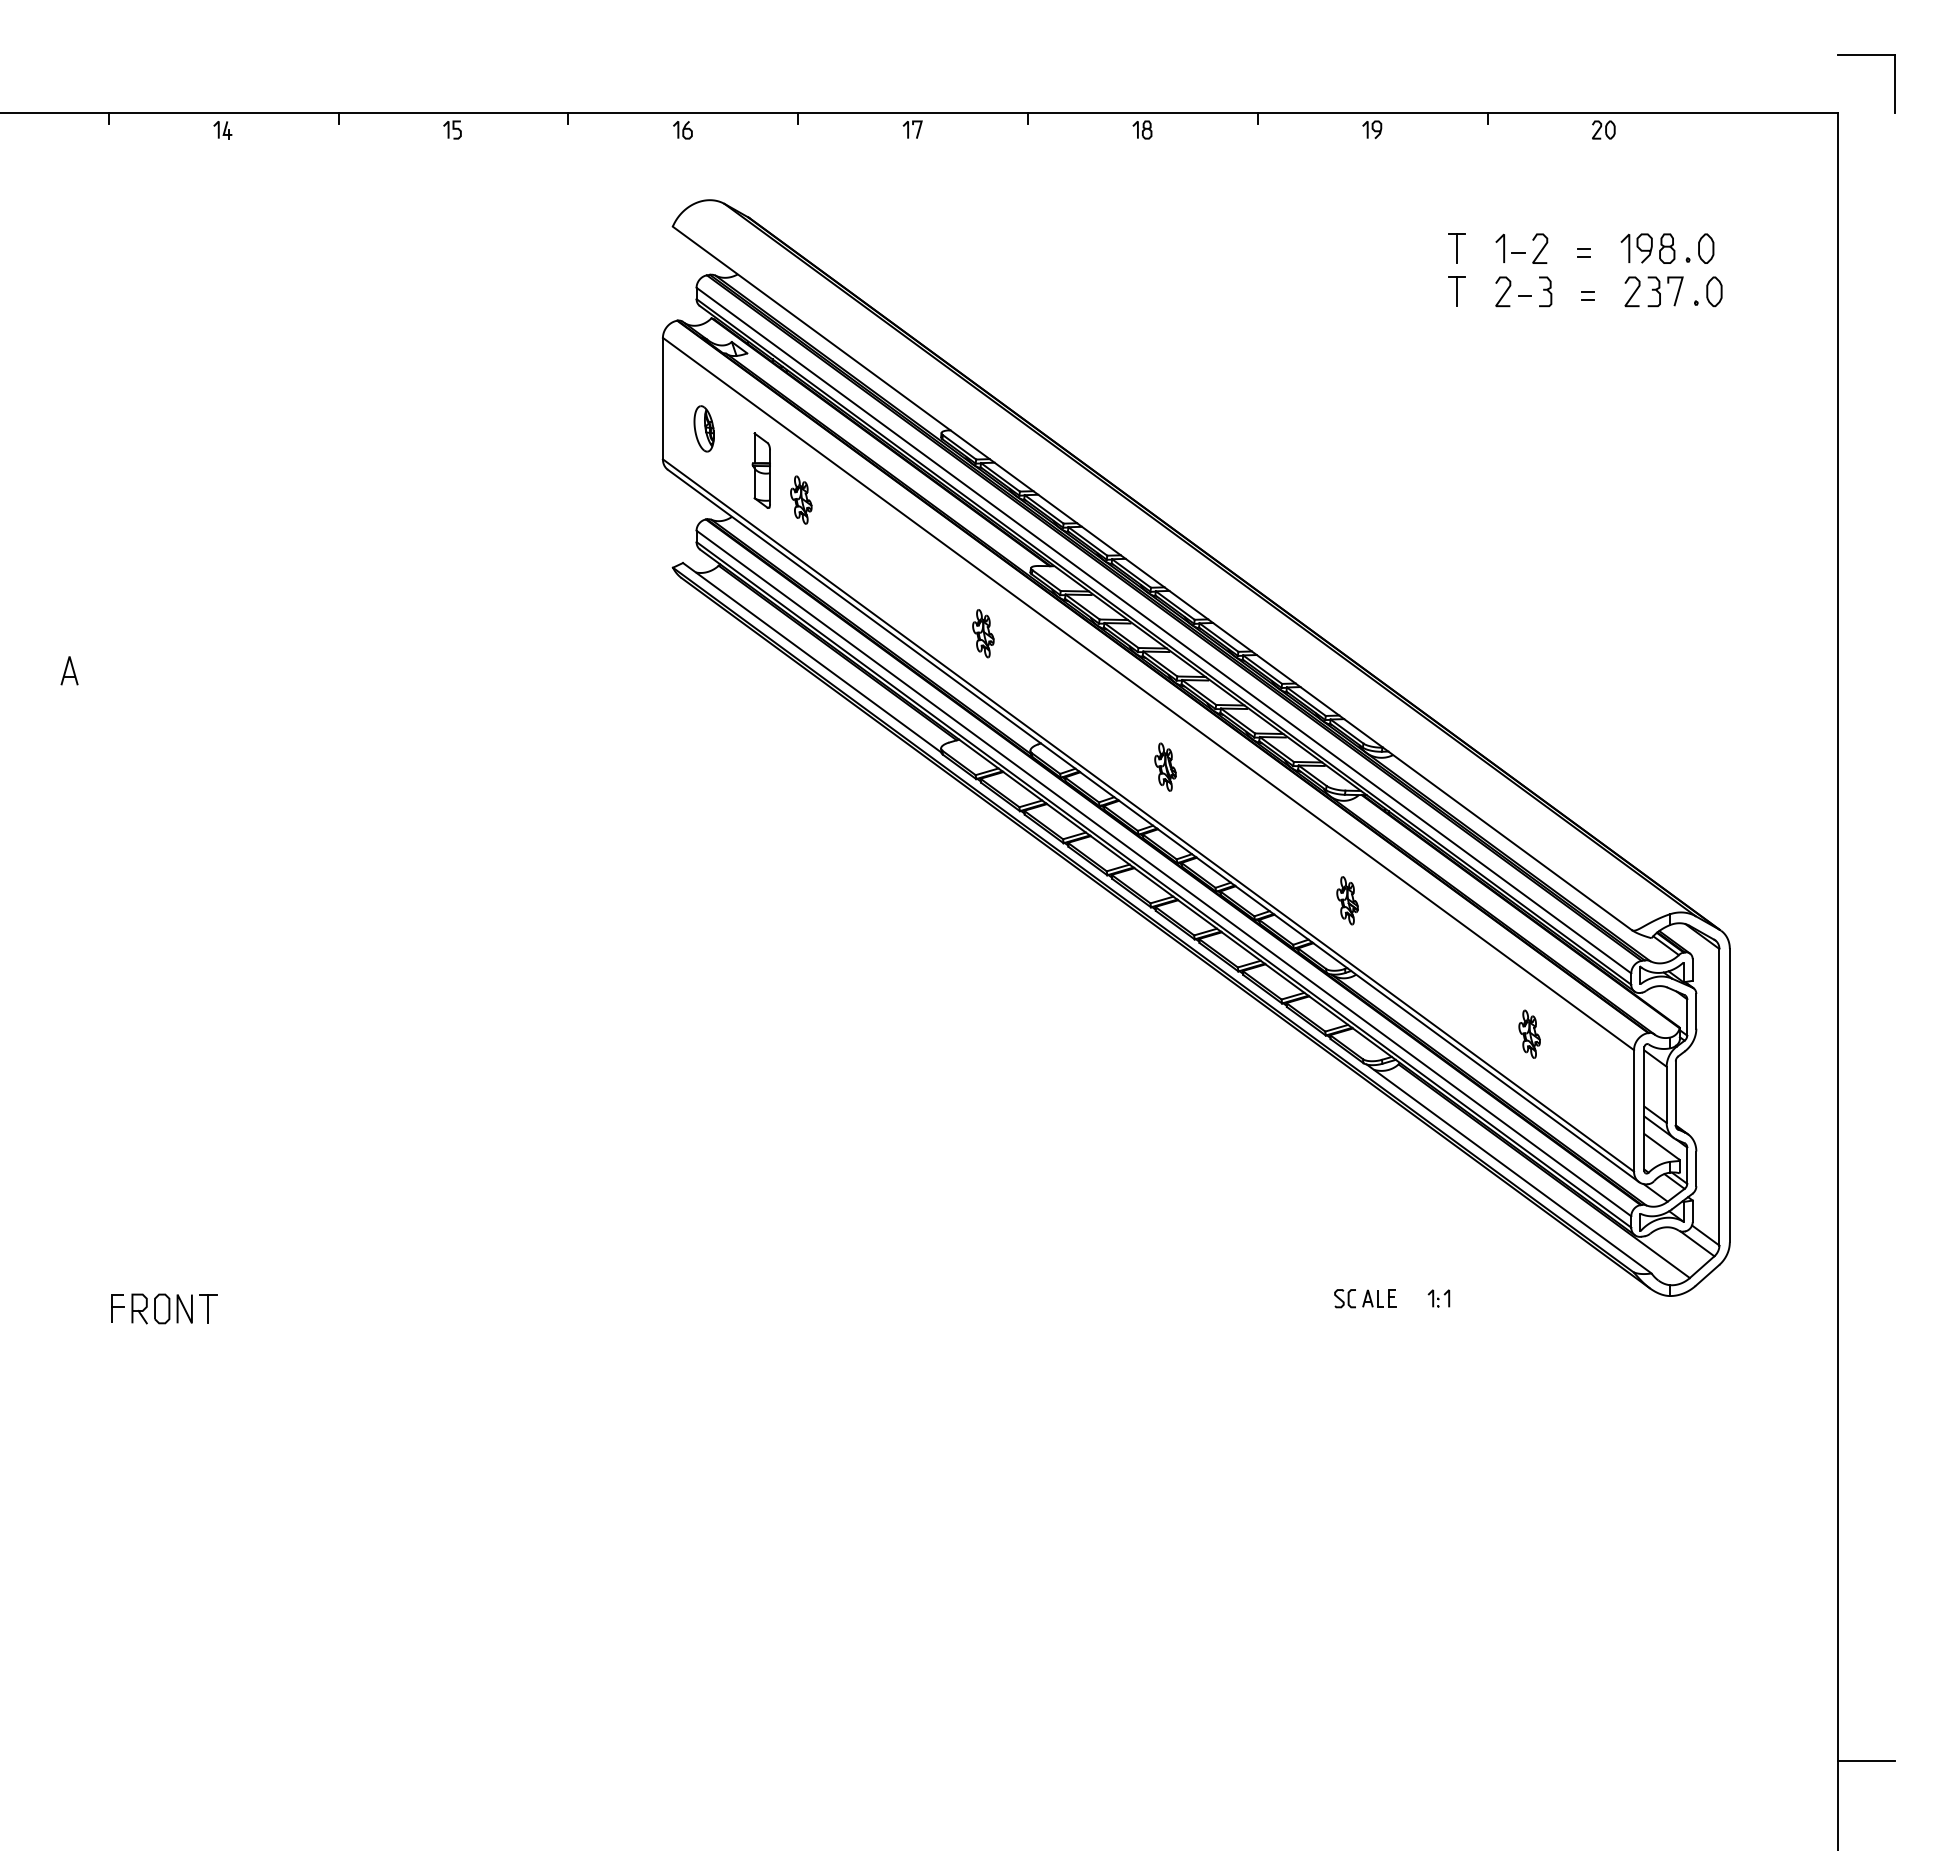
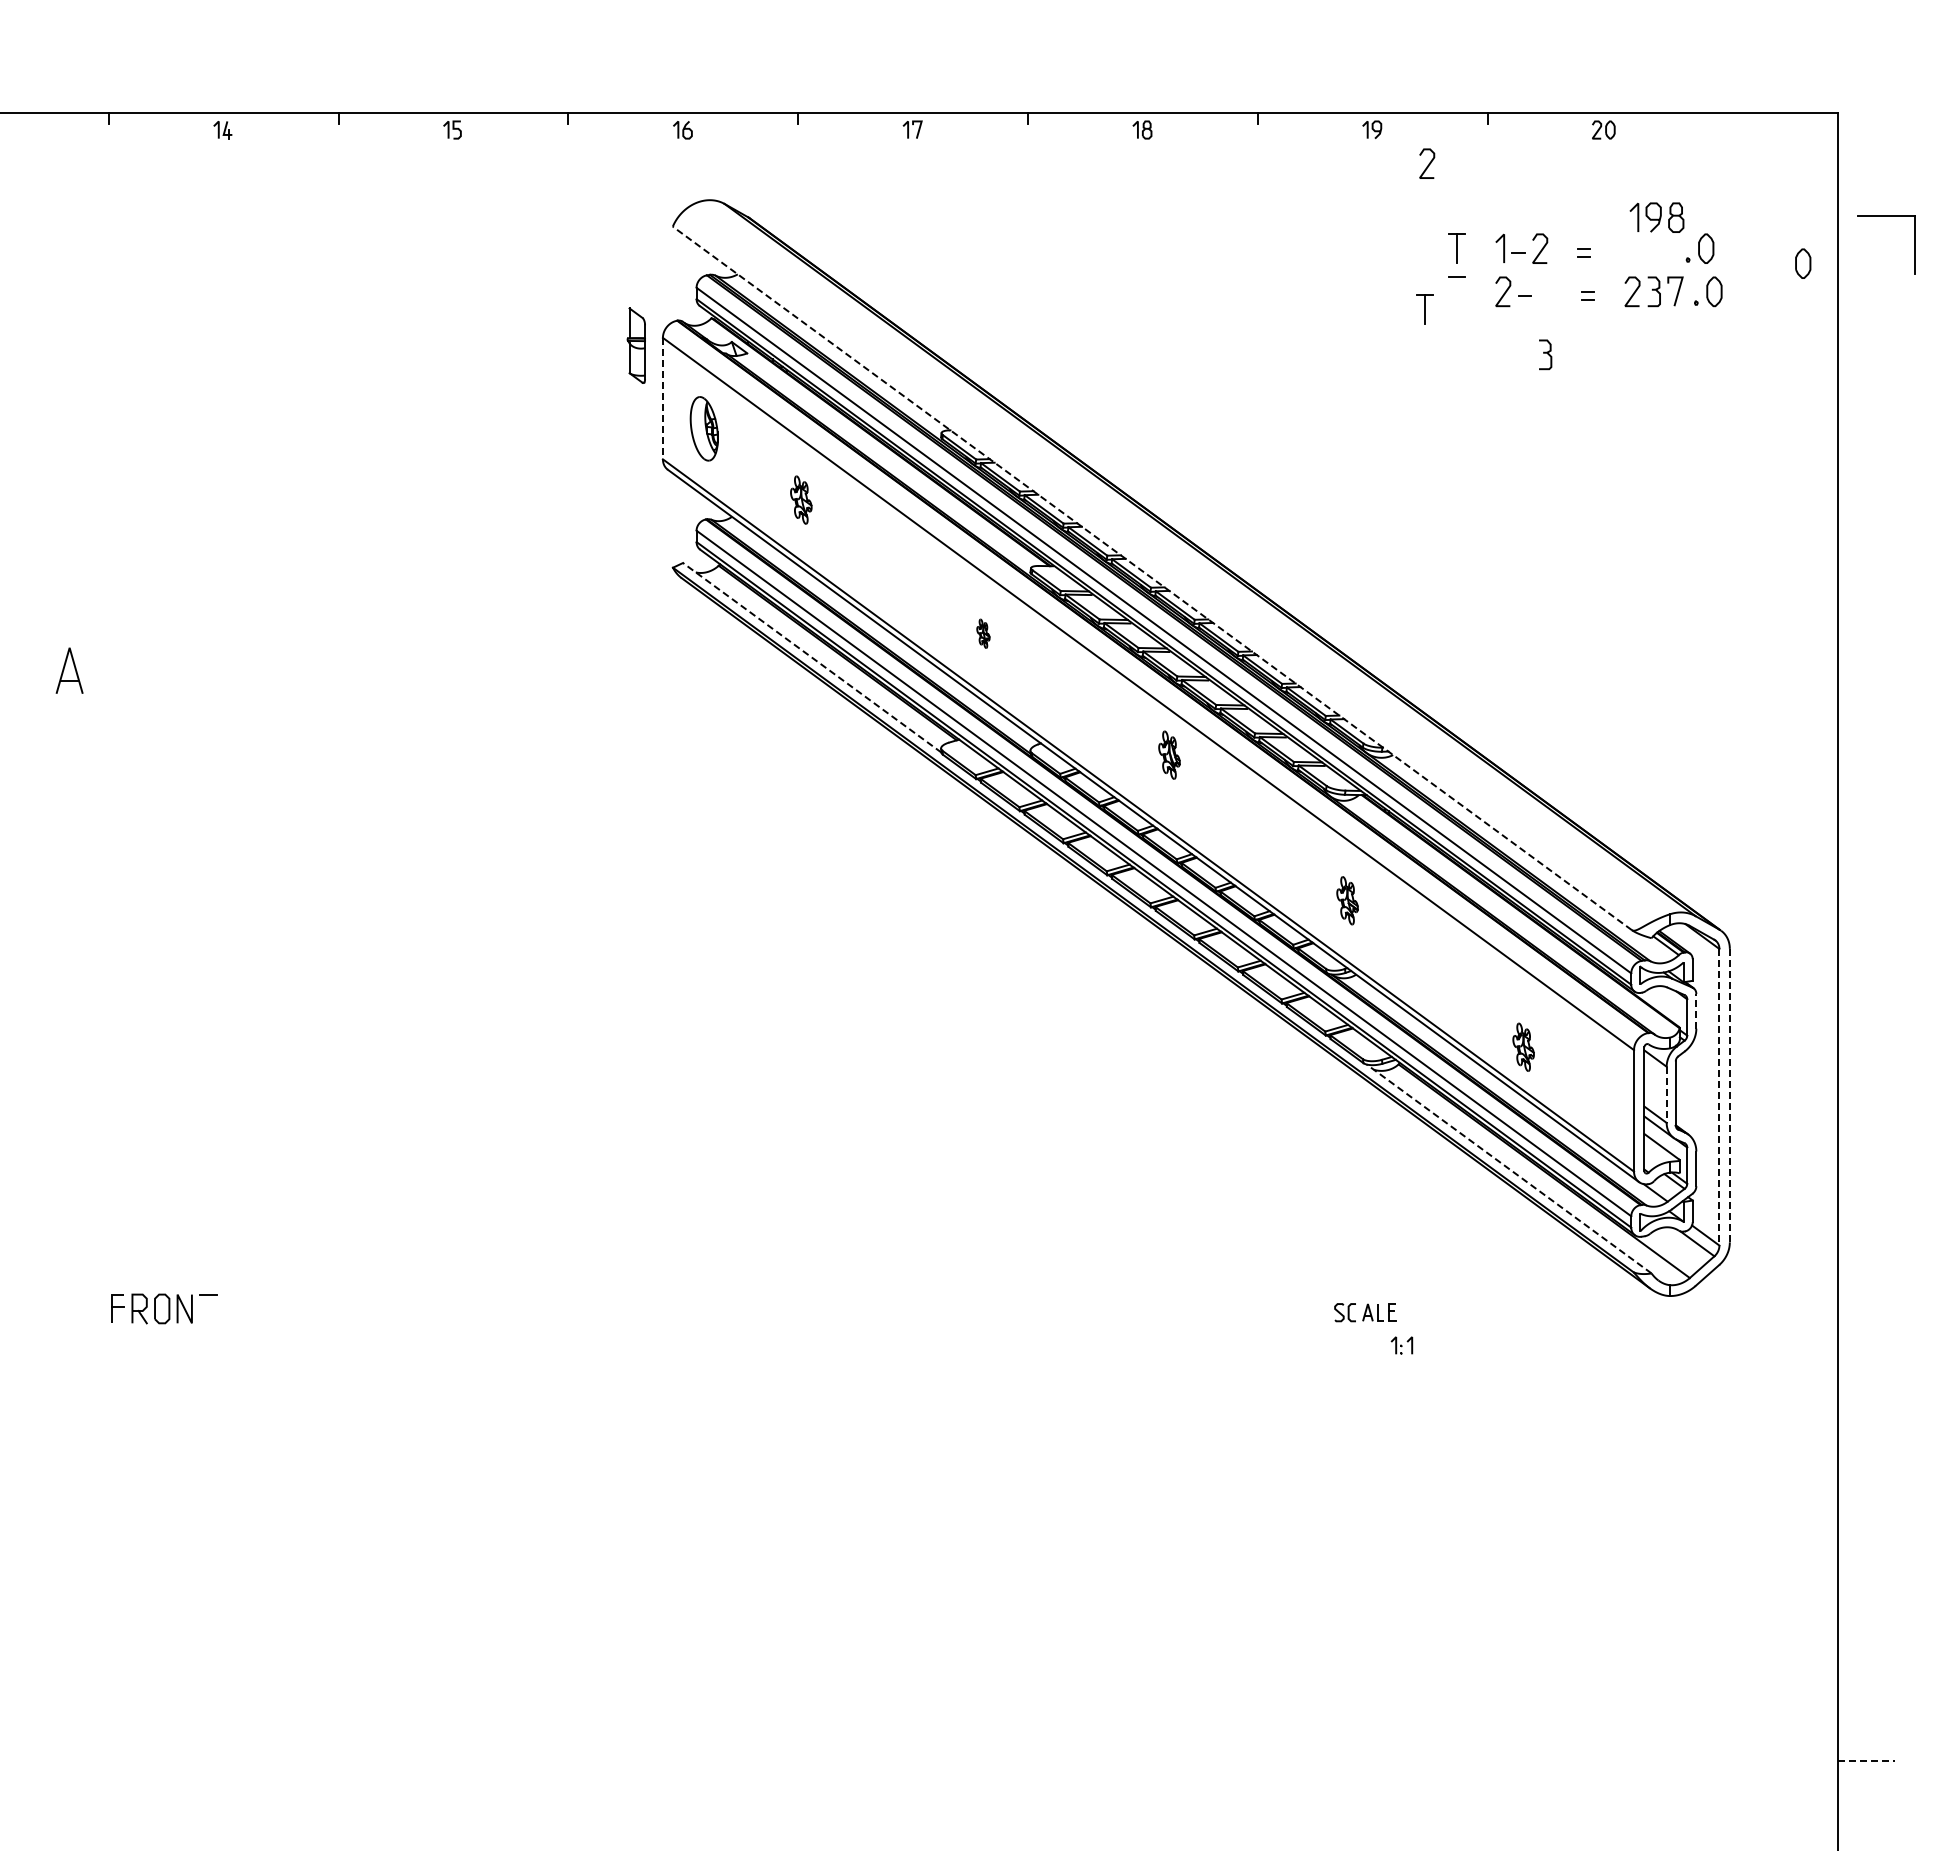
part position: (1866, 55) -> (1886, 216) (1886, 216)
curve: none -> present (1428, 163)
part position: (1647, 248) -> (1656, 217) (1656, 217)
part: none -> present (1803, 263)
line: present -> none (1456, 291)
part position: (1545, 291) -> (1545, 354) (1545, 354)
part: none -> present (1424, 309)
line: solid -> dashed (662, 398)
part size: 22x48 px -> 30x66 px (703, 428)
part position: (760, 470) -> (635, 345) (635, 345)
line: solid -> dashed (1152, 578)
part size: 23x50 px -> 15x31 px (983, 633)
line: solid -> dashed (811, 657)
part size: 19x30 px -> 29x47 px (69, 670)
part position: (1165, 766) -> (1169, 754) (1169, 754)
line: solid -> dashed (1696, 1010)
part position: (1529, 1033) -> (1523, 1046) (1523, 1046)
line: solid -> dashed (1666, 1095)
line: solid -> dashed (1729, 1095)
line: solid -> dashed (1719, 1097)
line: solid -> dashed (1509, 1168)
part position: (1365, 1298) -> (1365, 1312) (1365, 1312)
part position: (1438, 1298) -> (1401, 1345) (1401, 1345)
line: present -> none (208, 1308)
line: solid -> dashed (1866, 1761)
